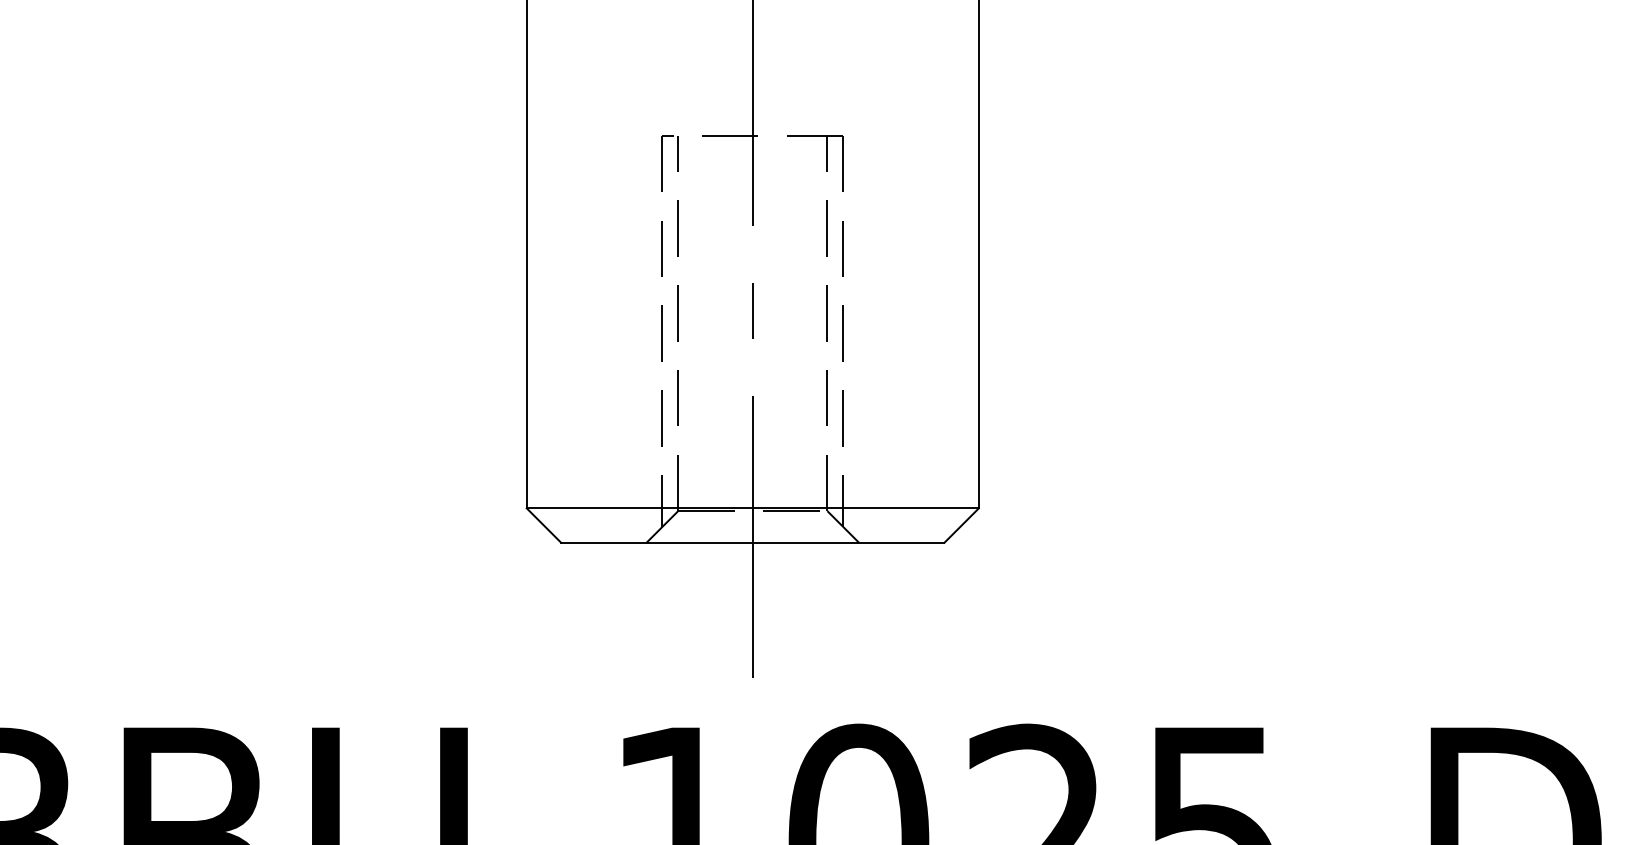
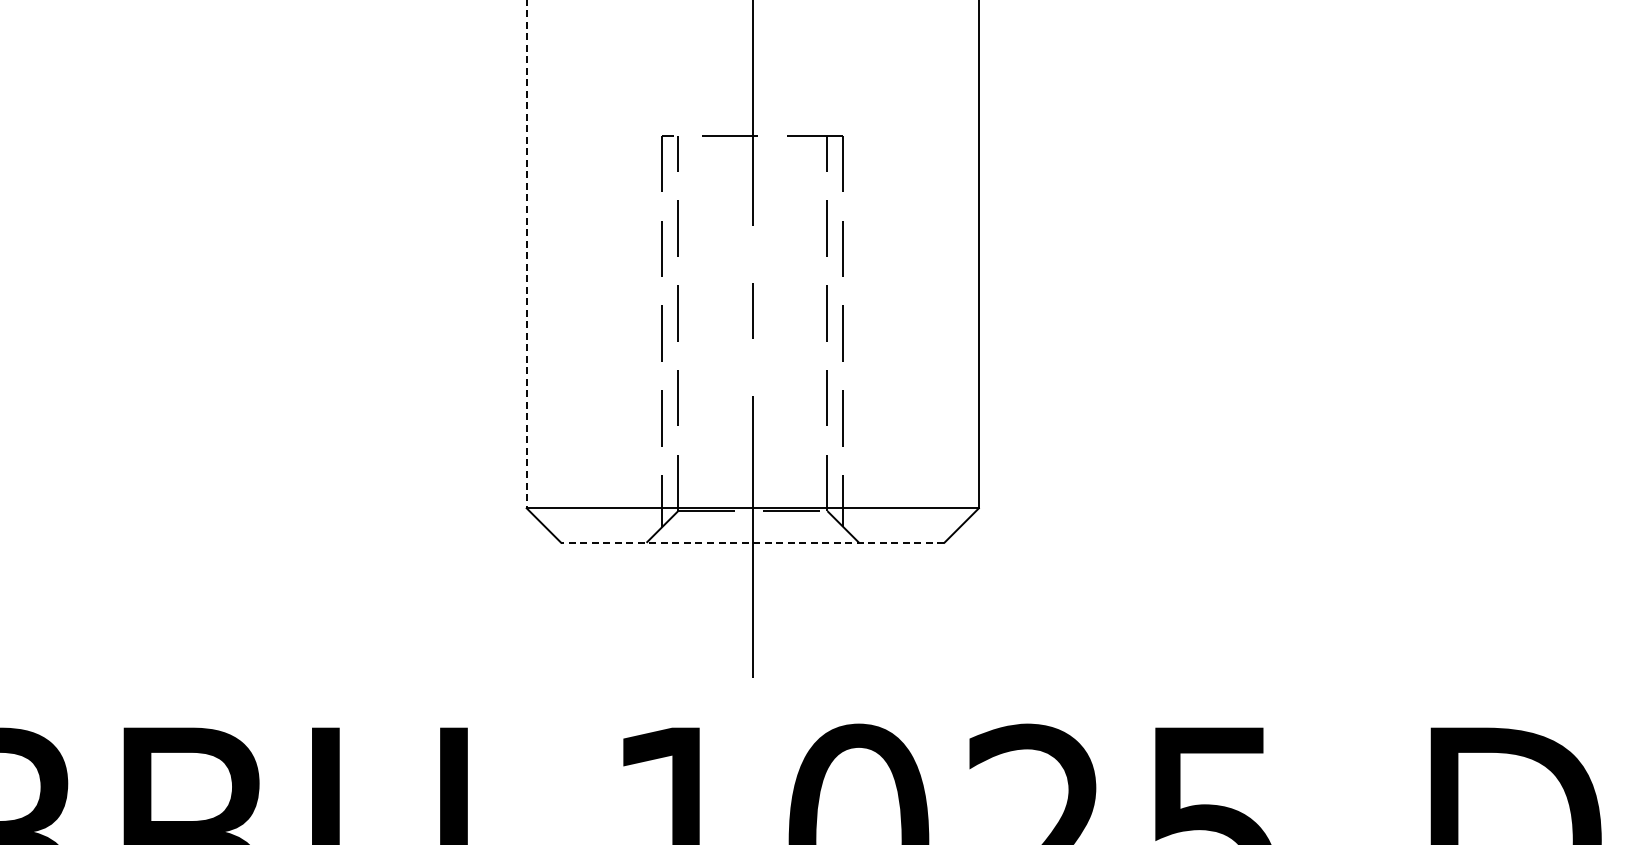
line: solid -> dashed (526, 254)
line: solid -> dashed (752, 542)
